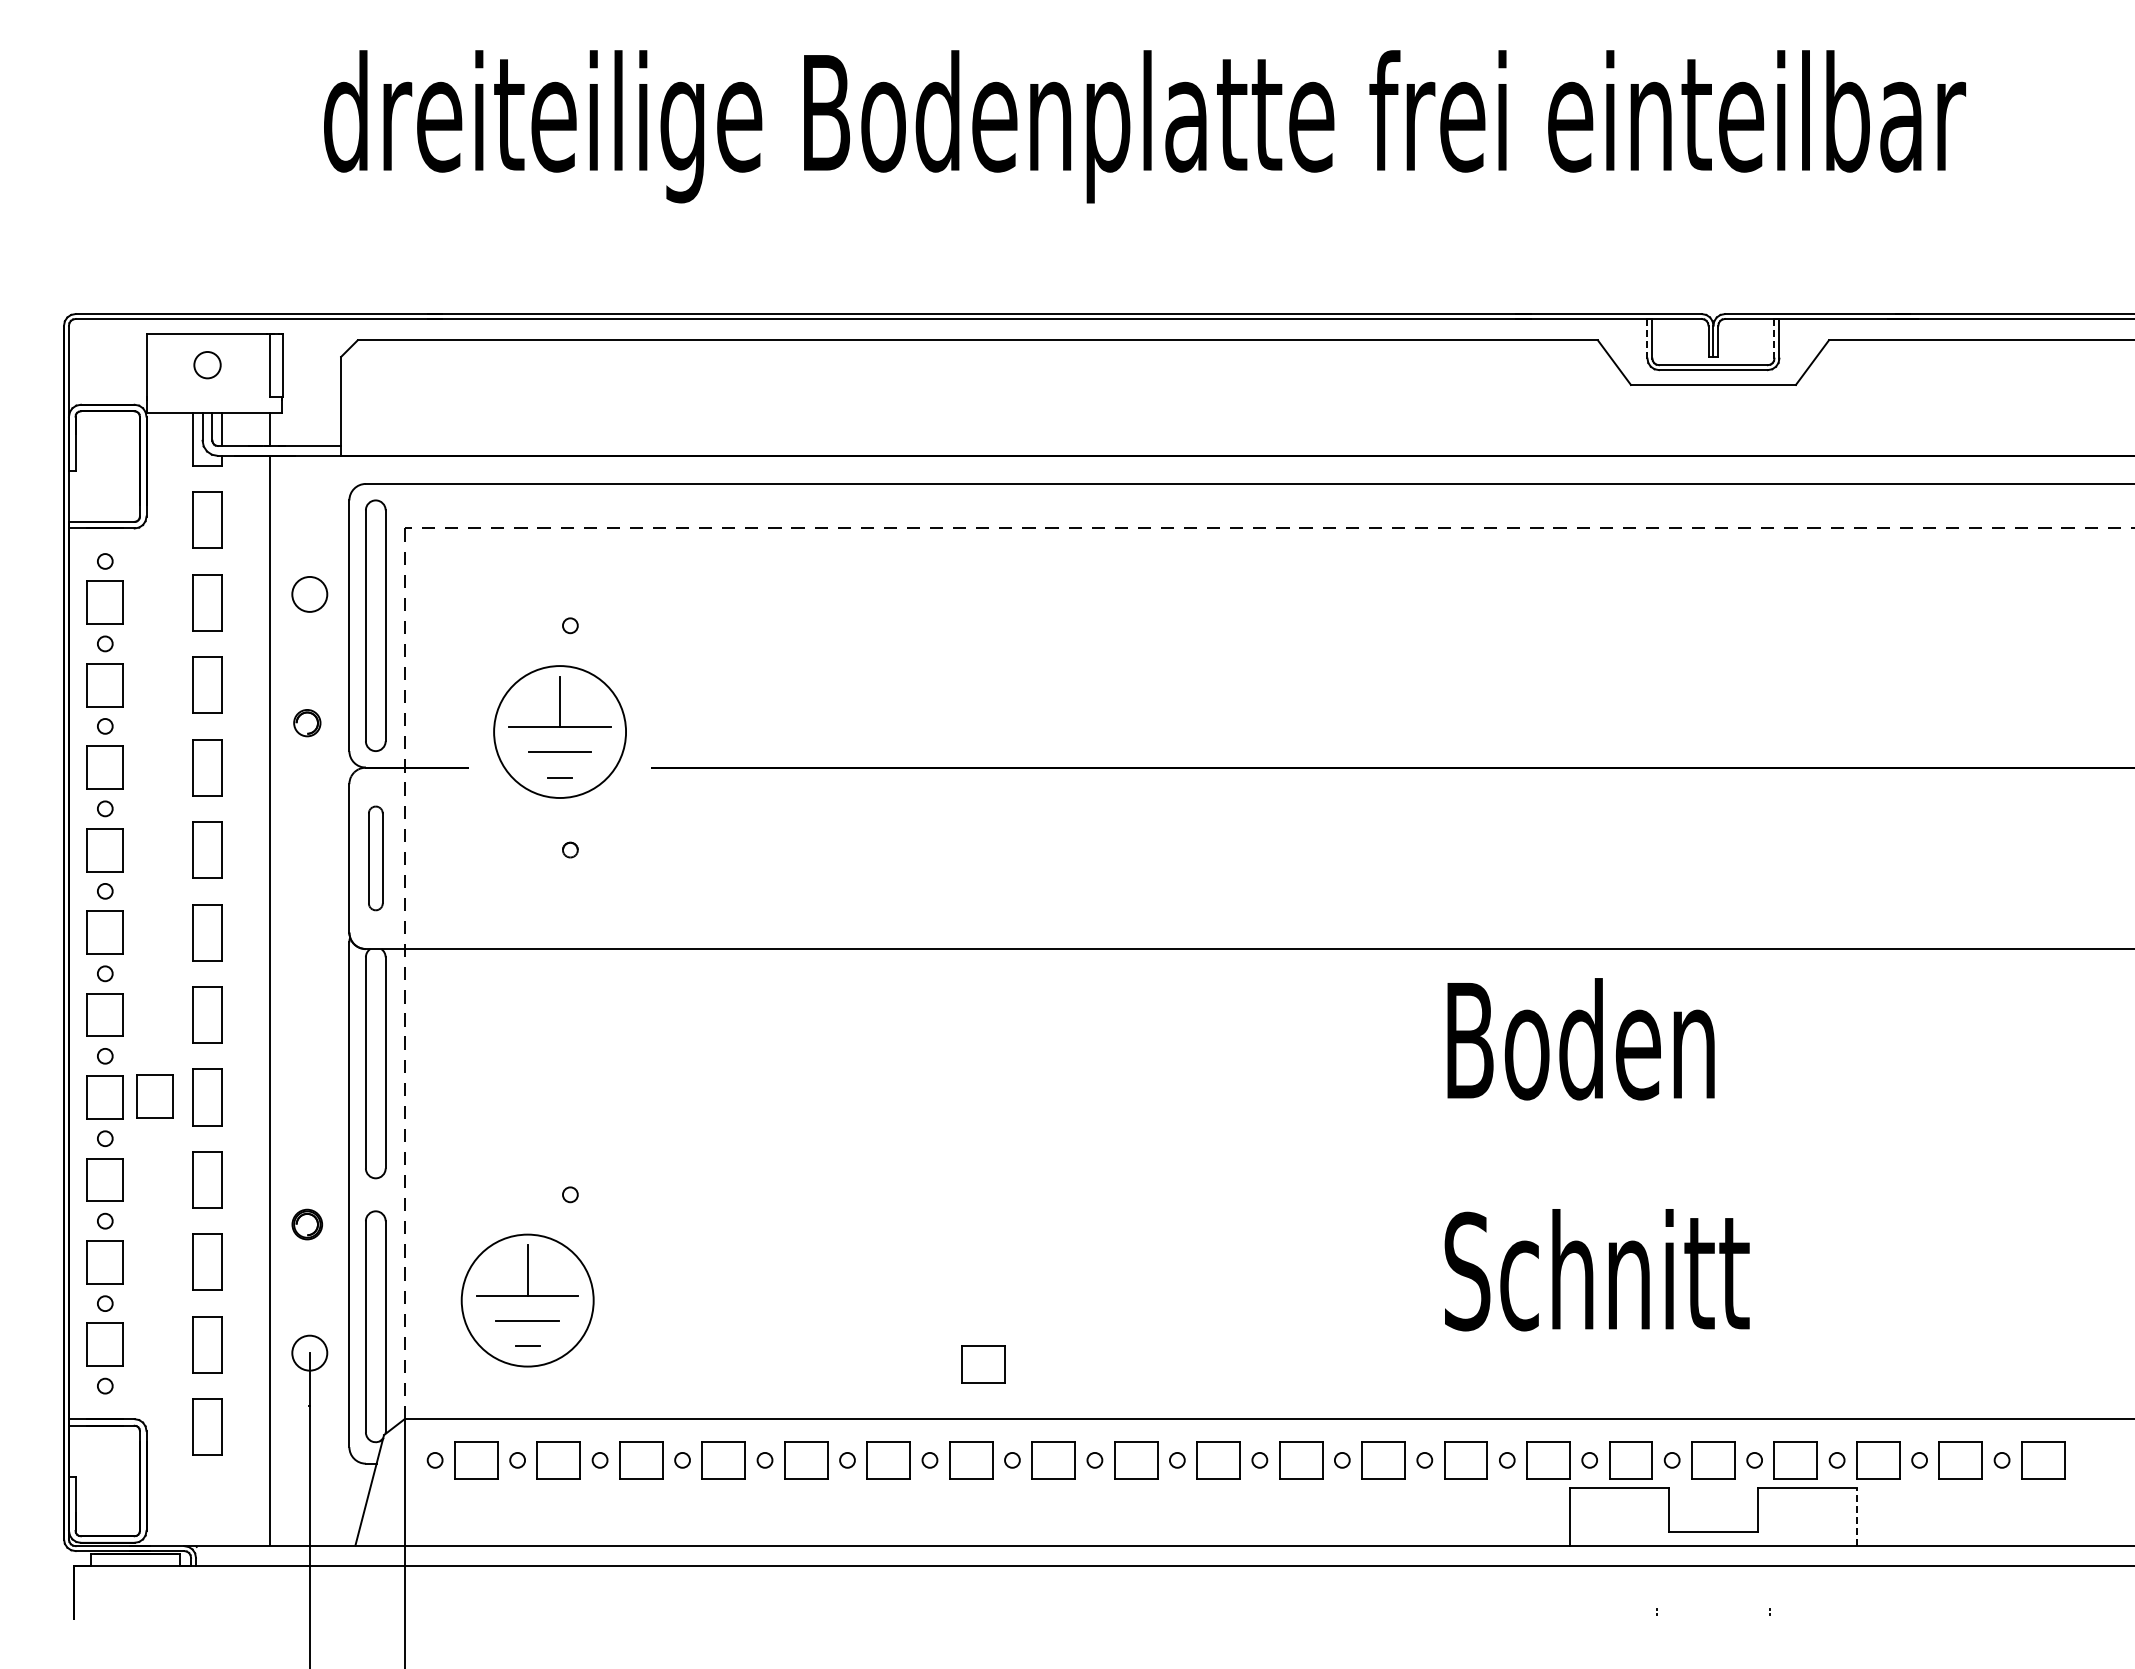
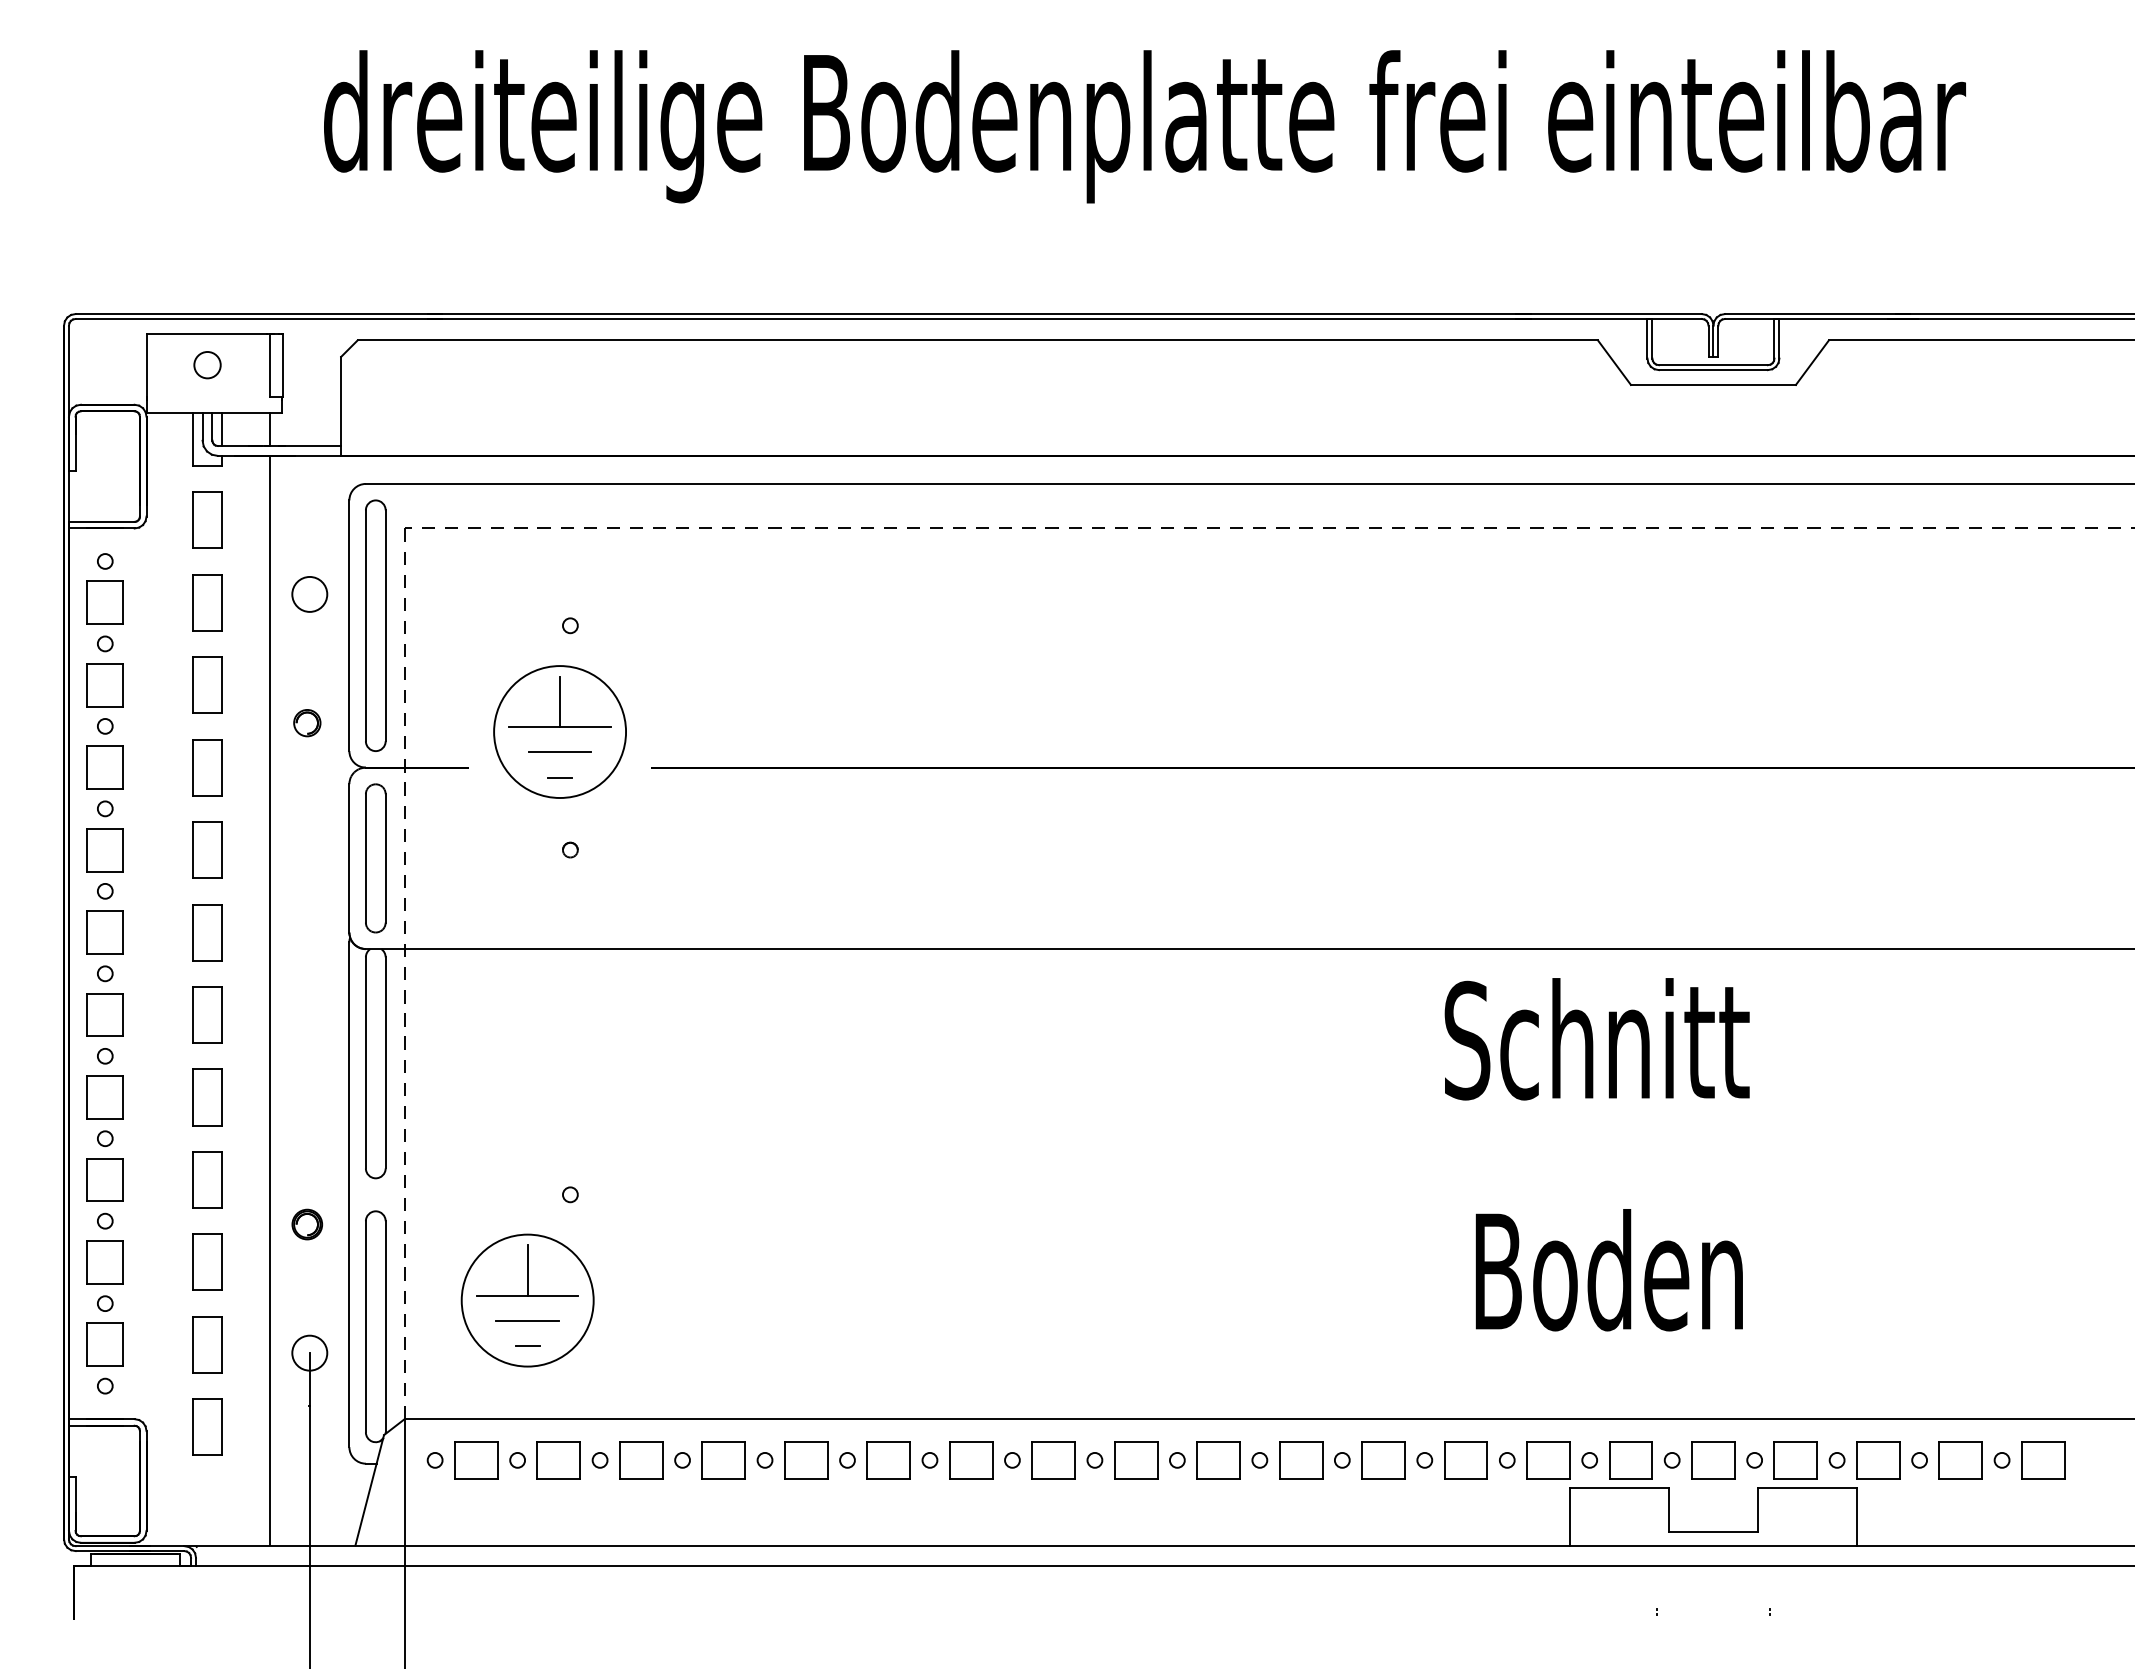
line: dashed -> solid (1647, 338)
line: dashed -> solid (1774, 338)
part size: 16x107 px -> 22x151 px (375, 858)
text: Boden -> Schnitt (1596, 1039)
part: present -> none (154, 1096)
text: Schnitt -> Boden (1596, 1270)
part: present -> none (983, 1364)
line: dashed -> solid (1856, 1516)
